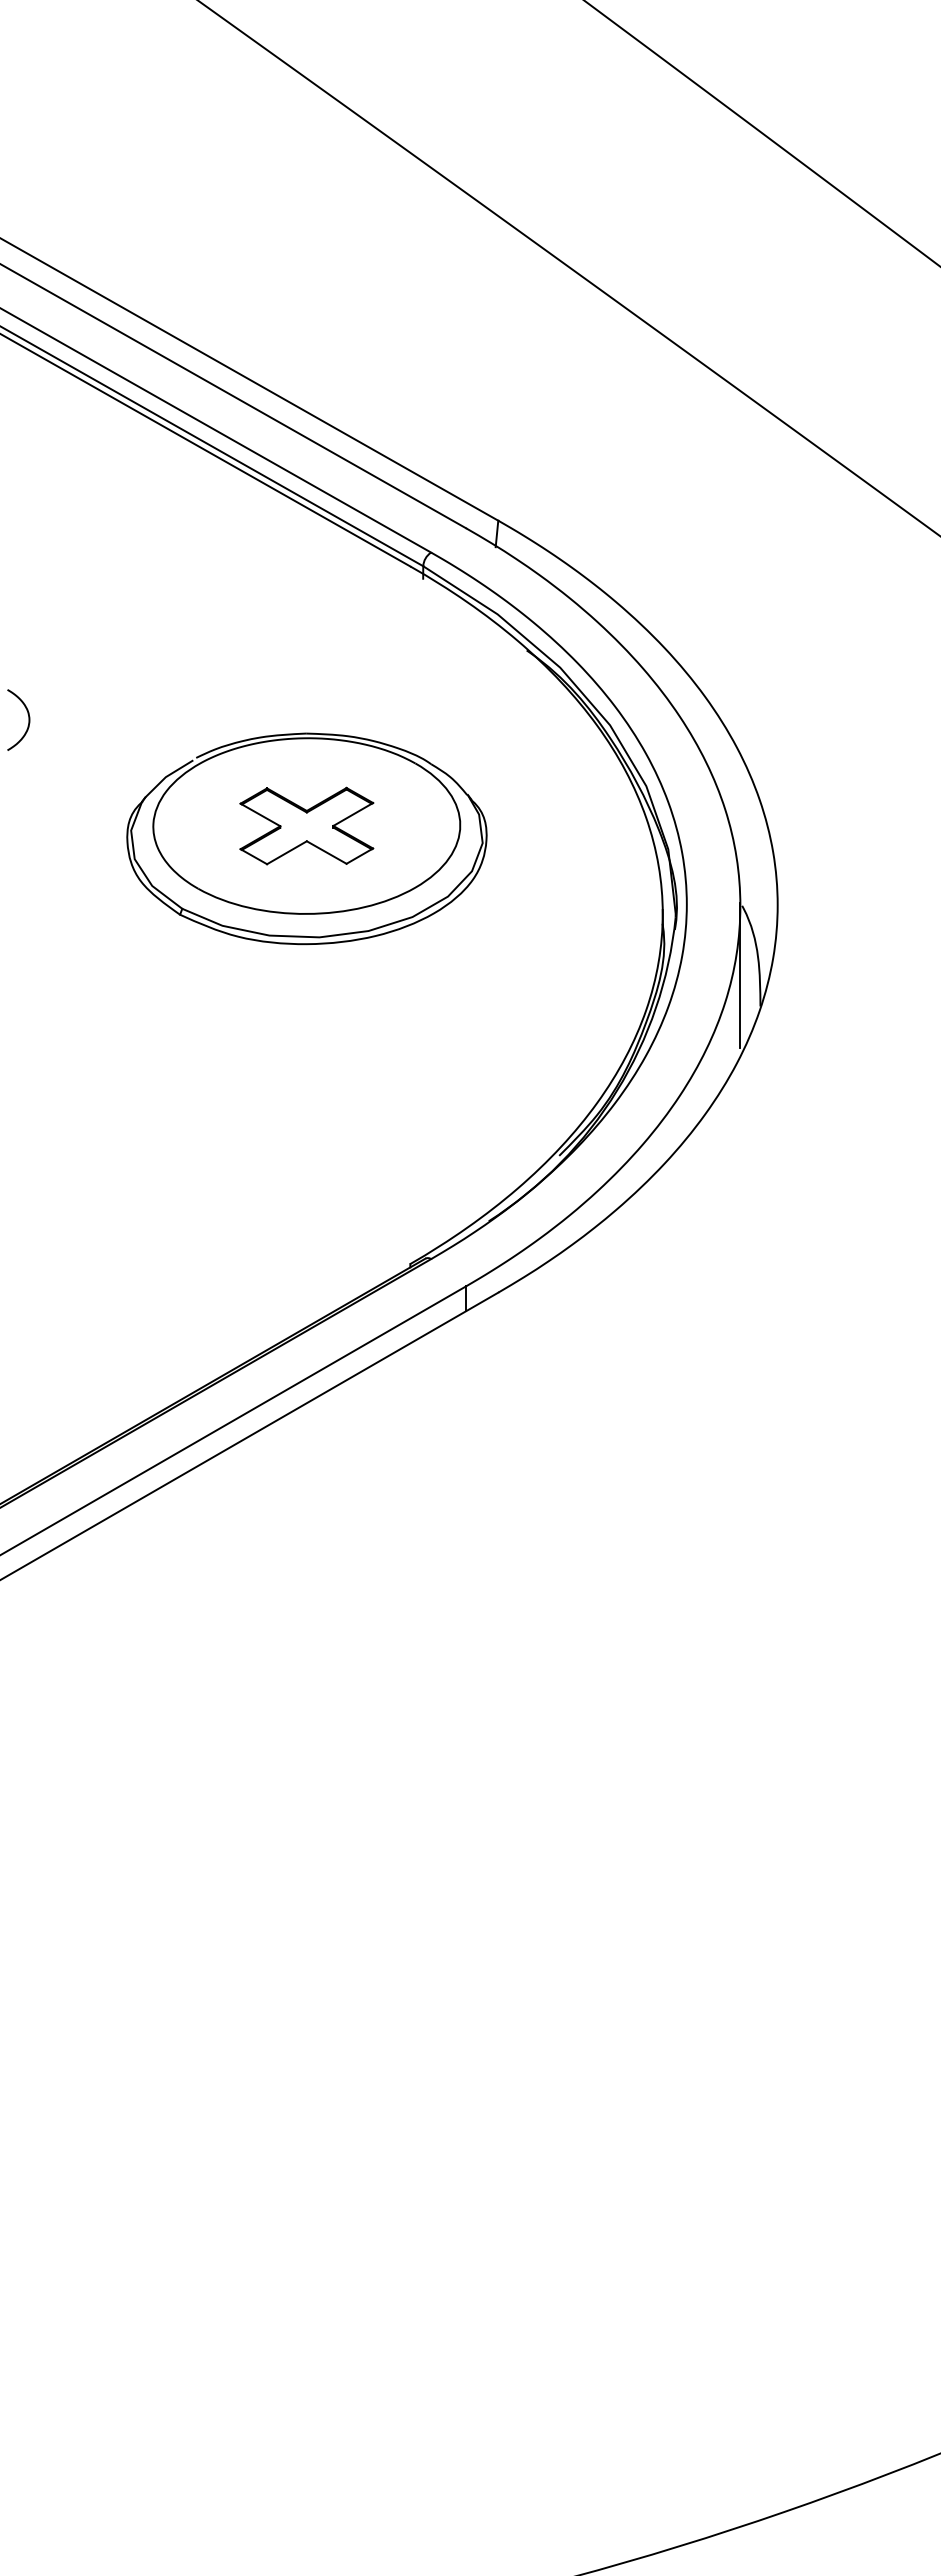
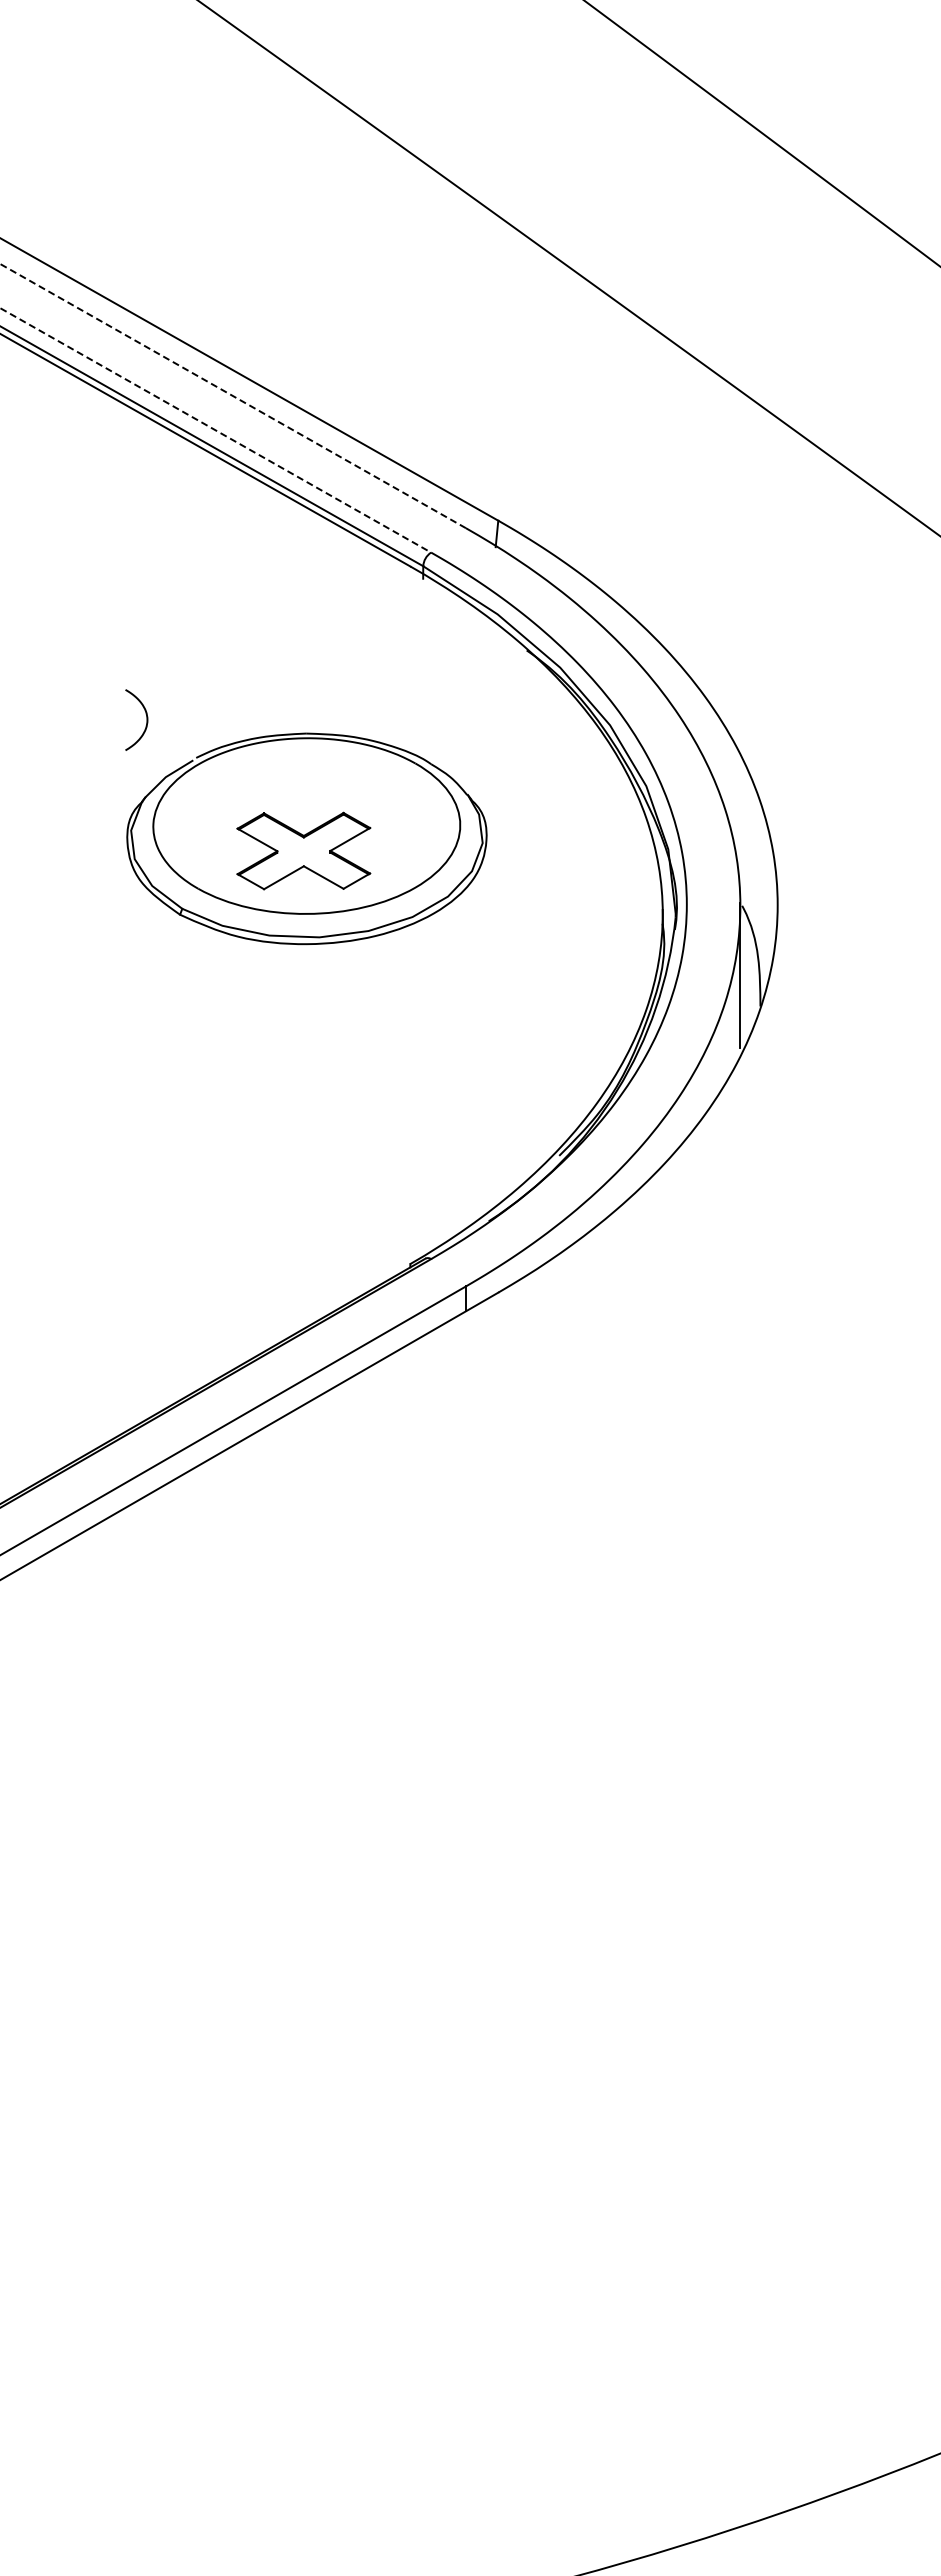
line: solid -> dashed (232, 396)
line: solid -> dashed (215, 430)
curve position: (28, 719) -> (146, 719) (146, 719)
part position: (306, 825) -> (303, 850) (303, 850)
